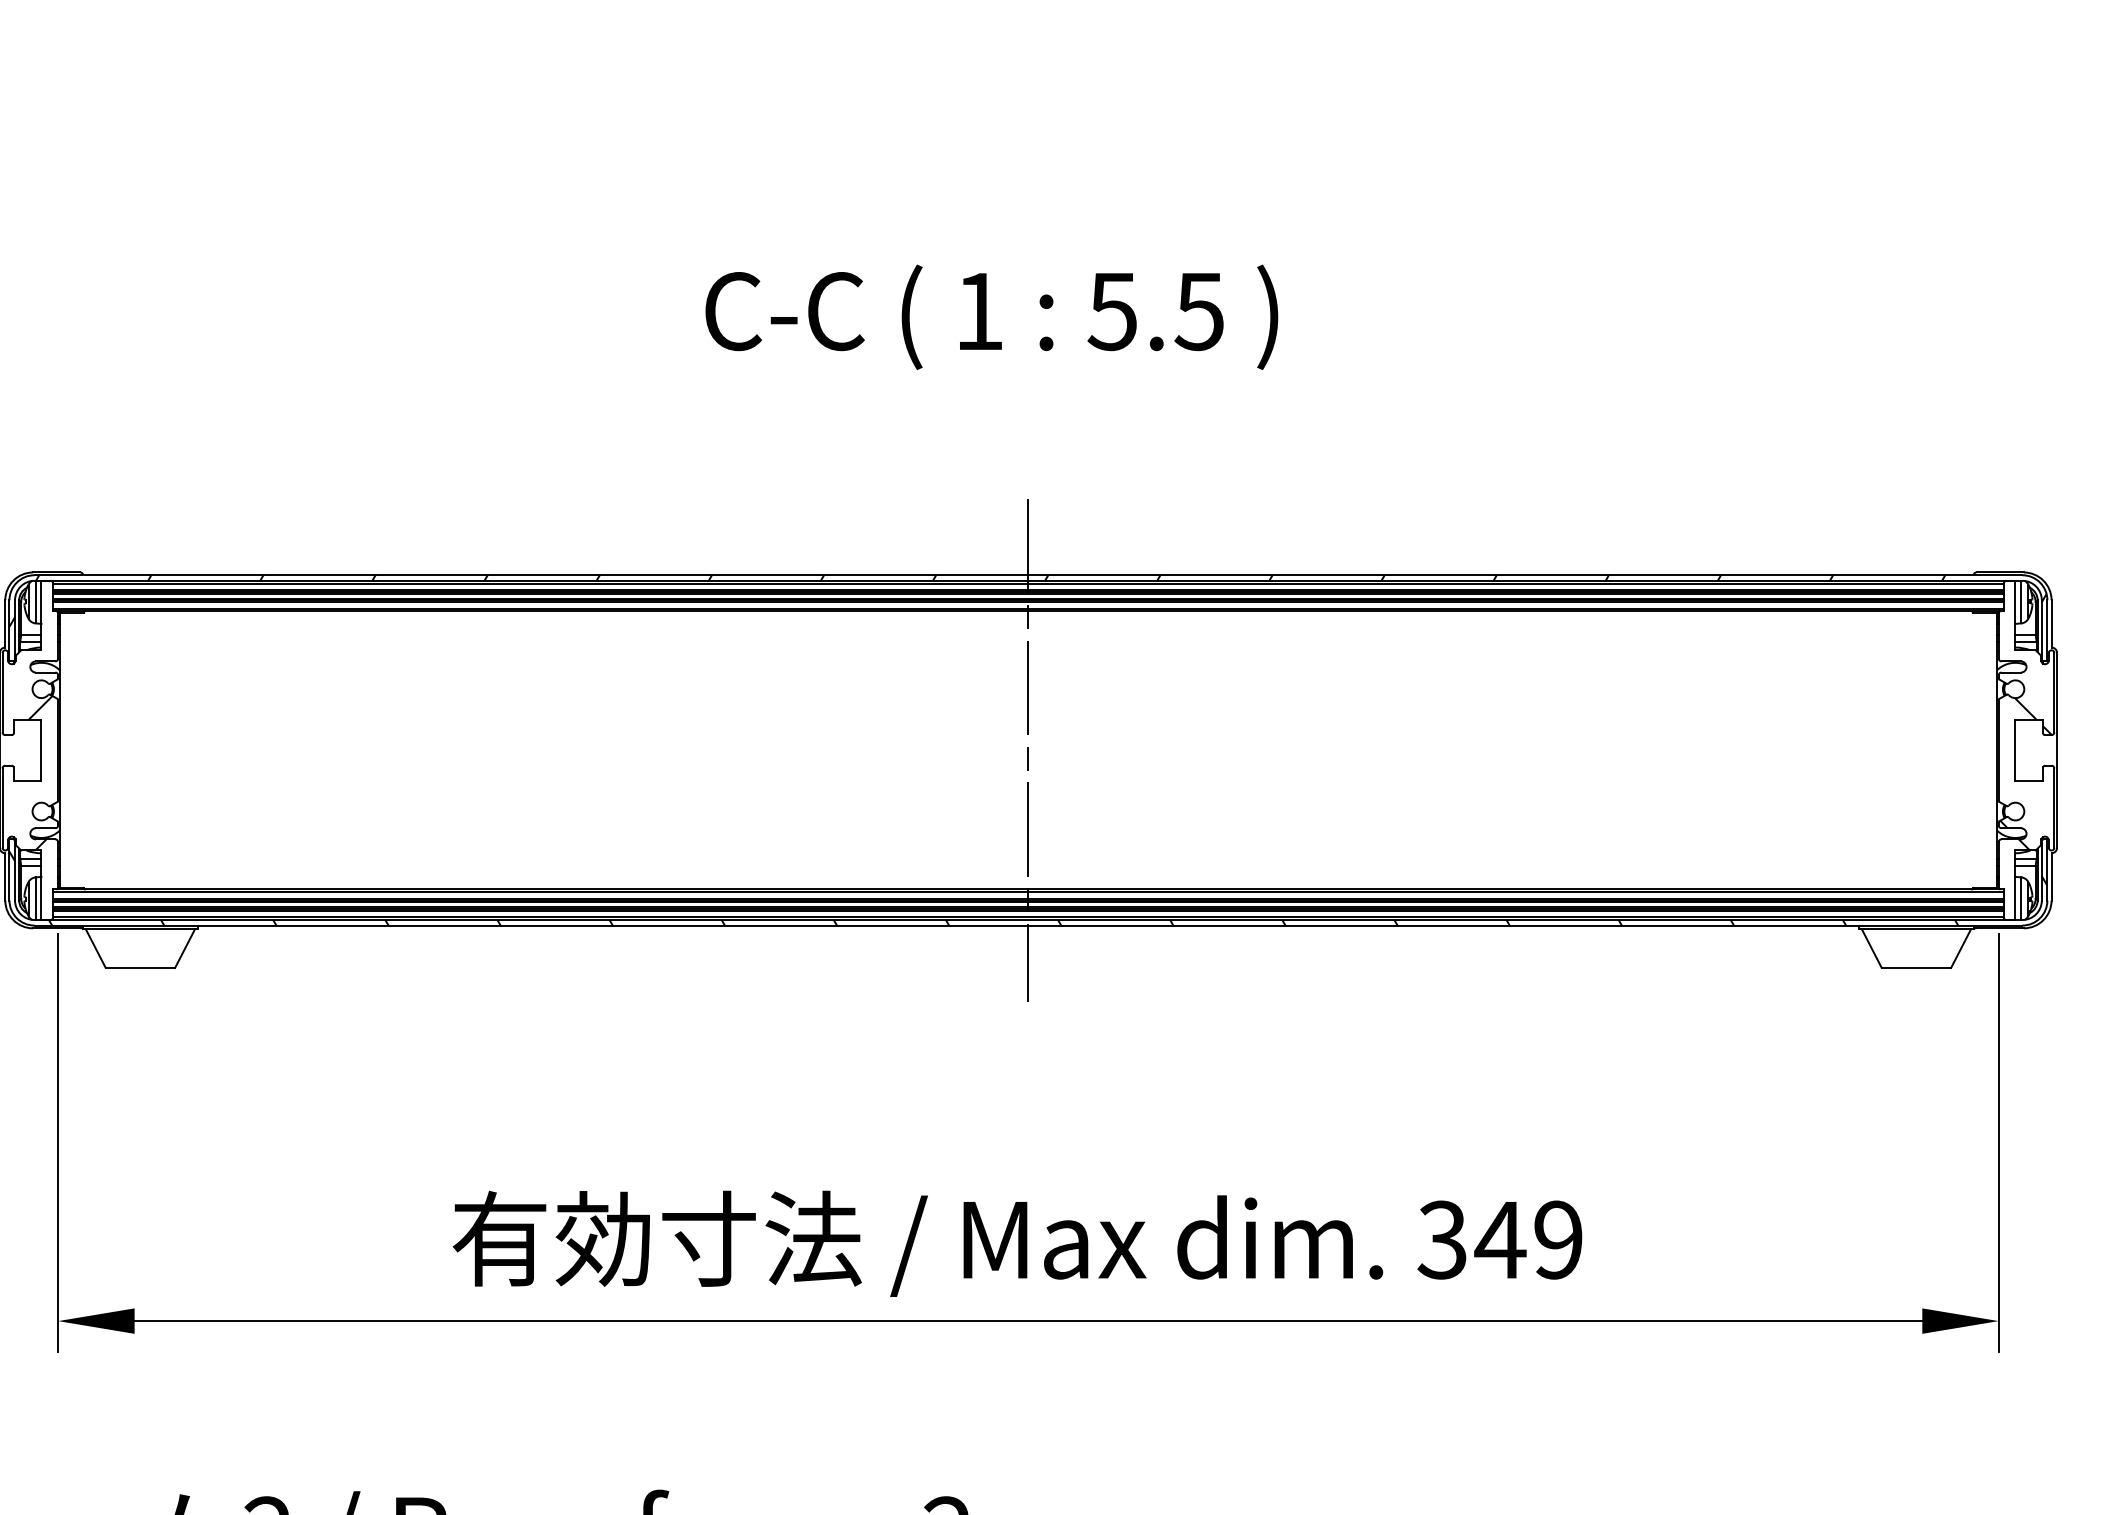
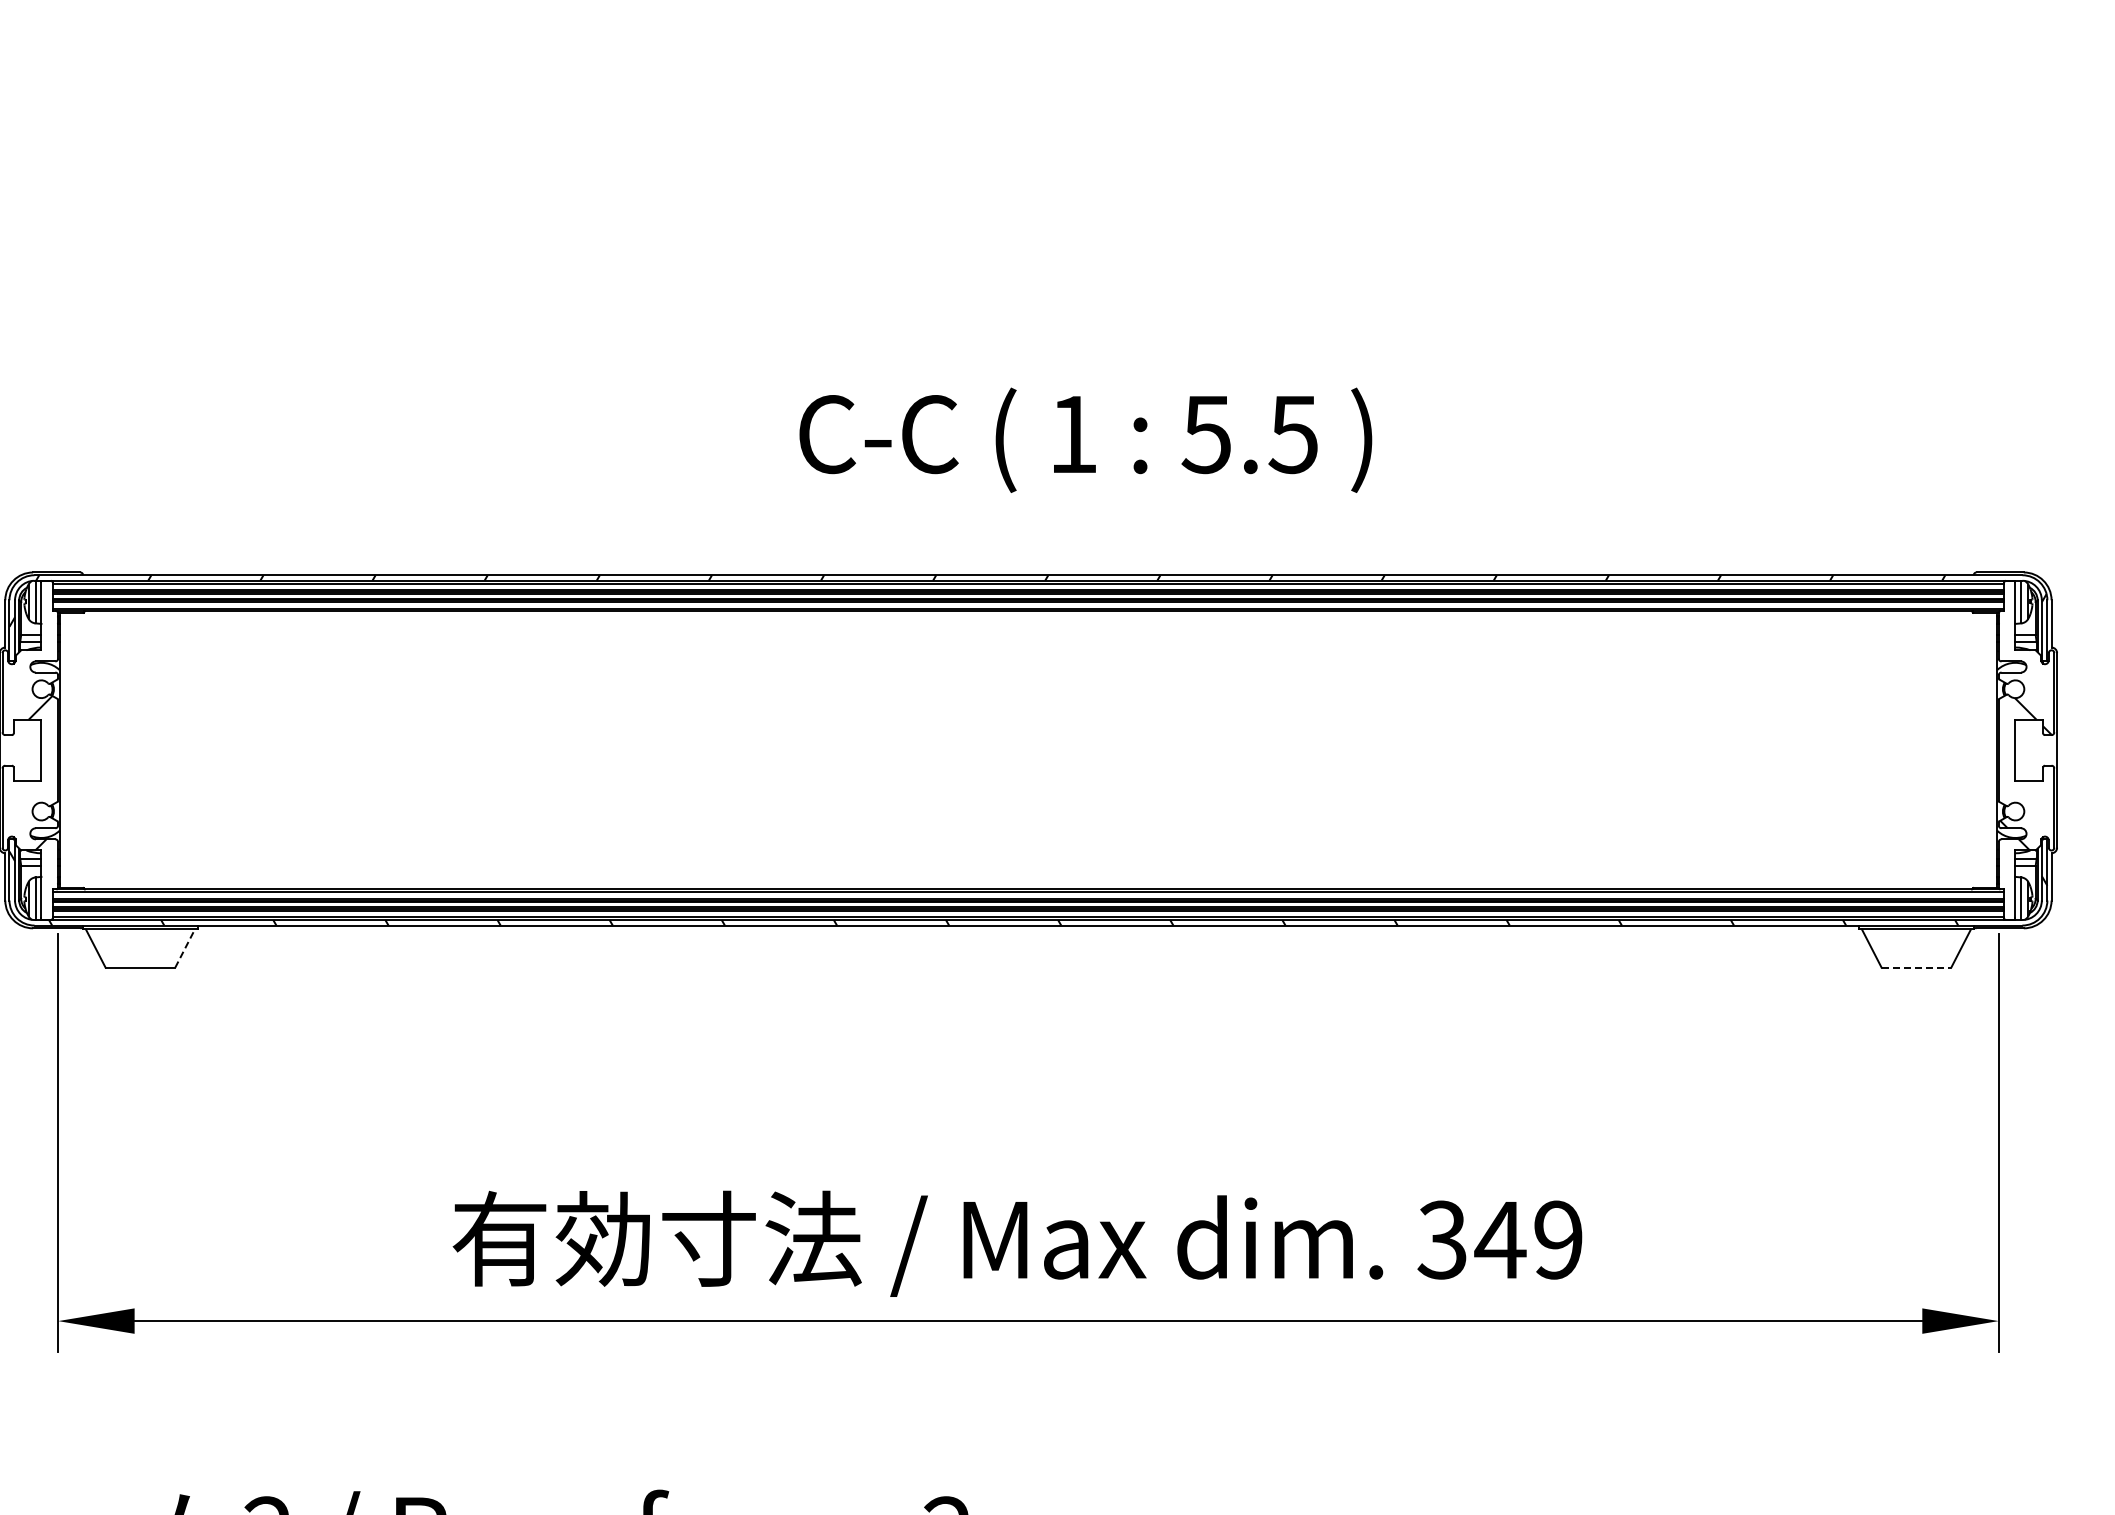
text position: (991, 316) -> (1085, 439) (1085, 439)
line: present -> none (1028, 750)
line: solid -> dashed (185, 948)
line: solid -> dashed (1916, 967)
